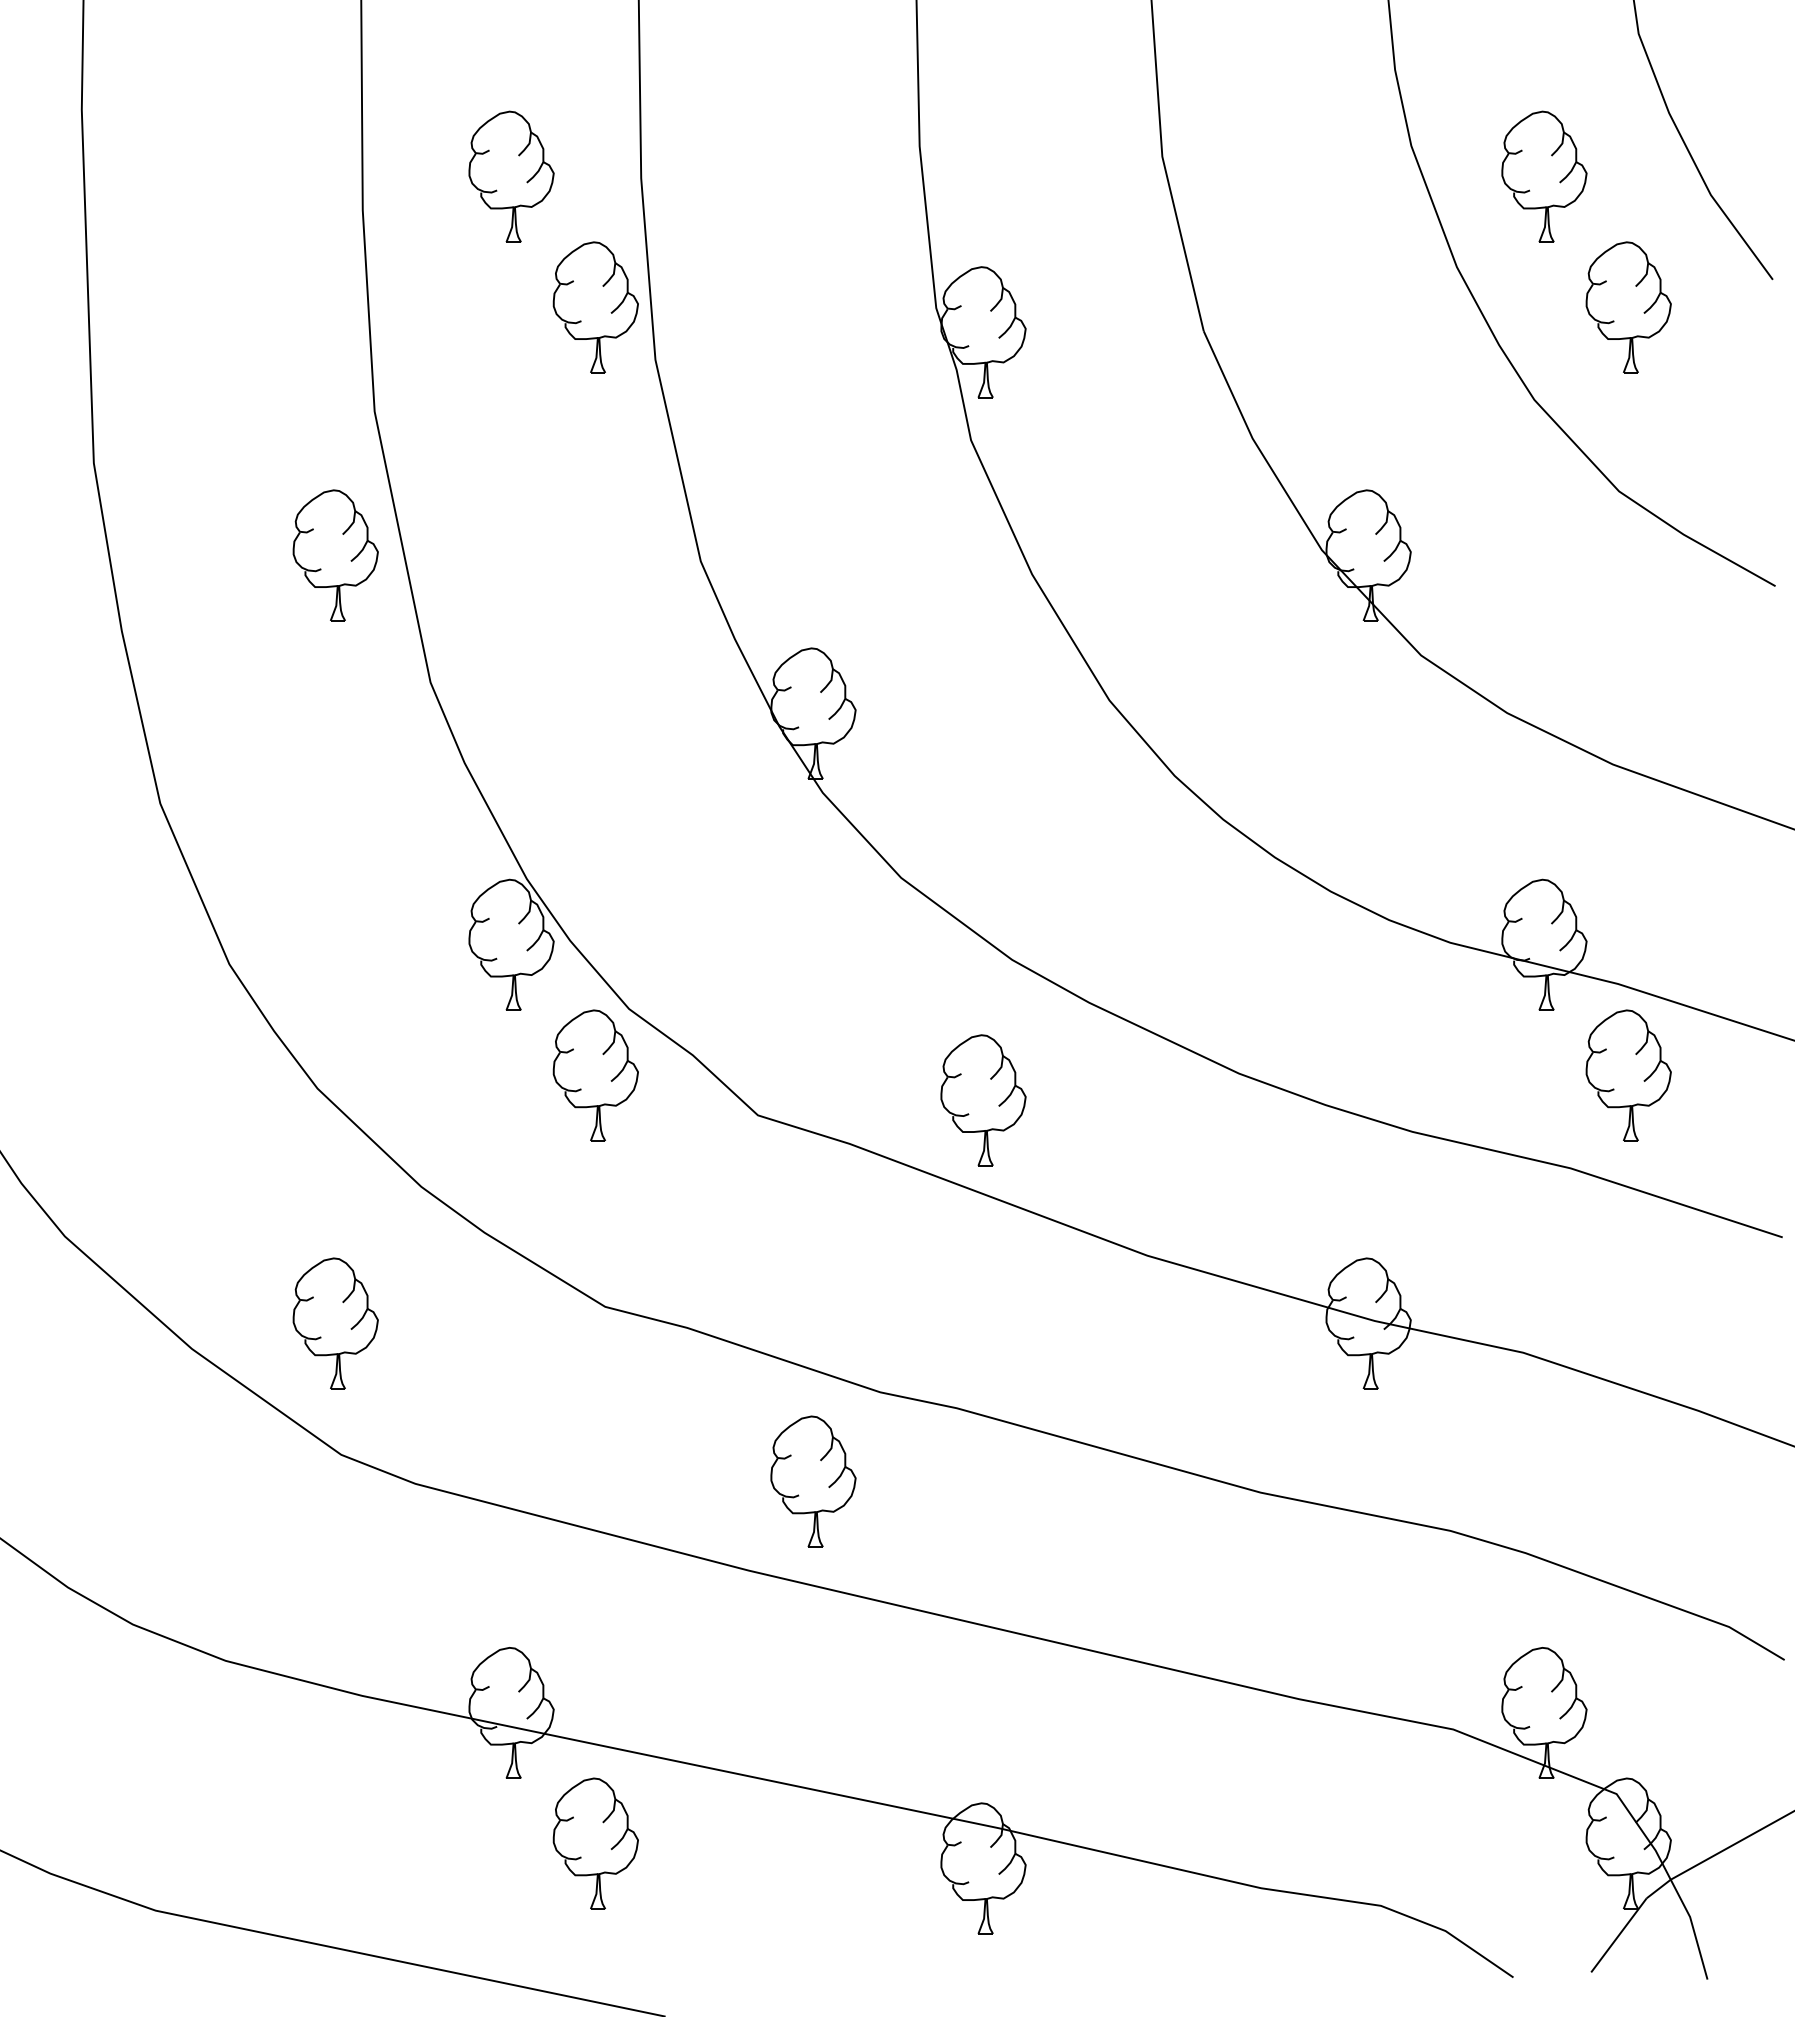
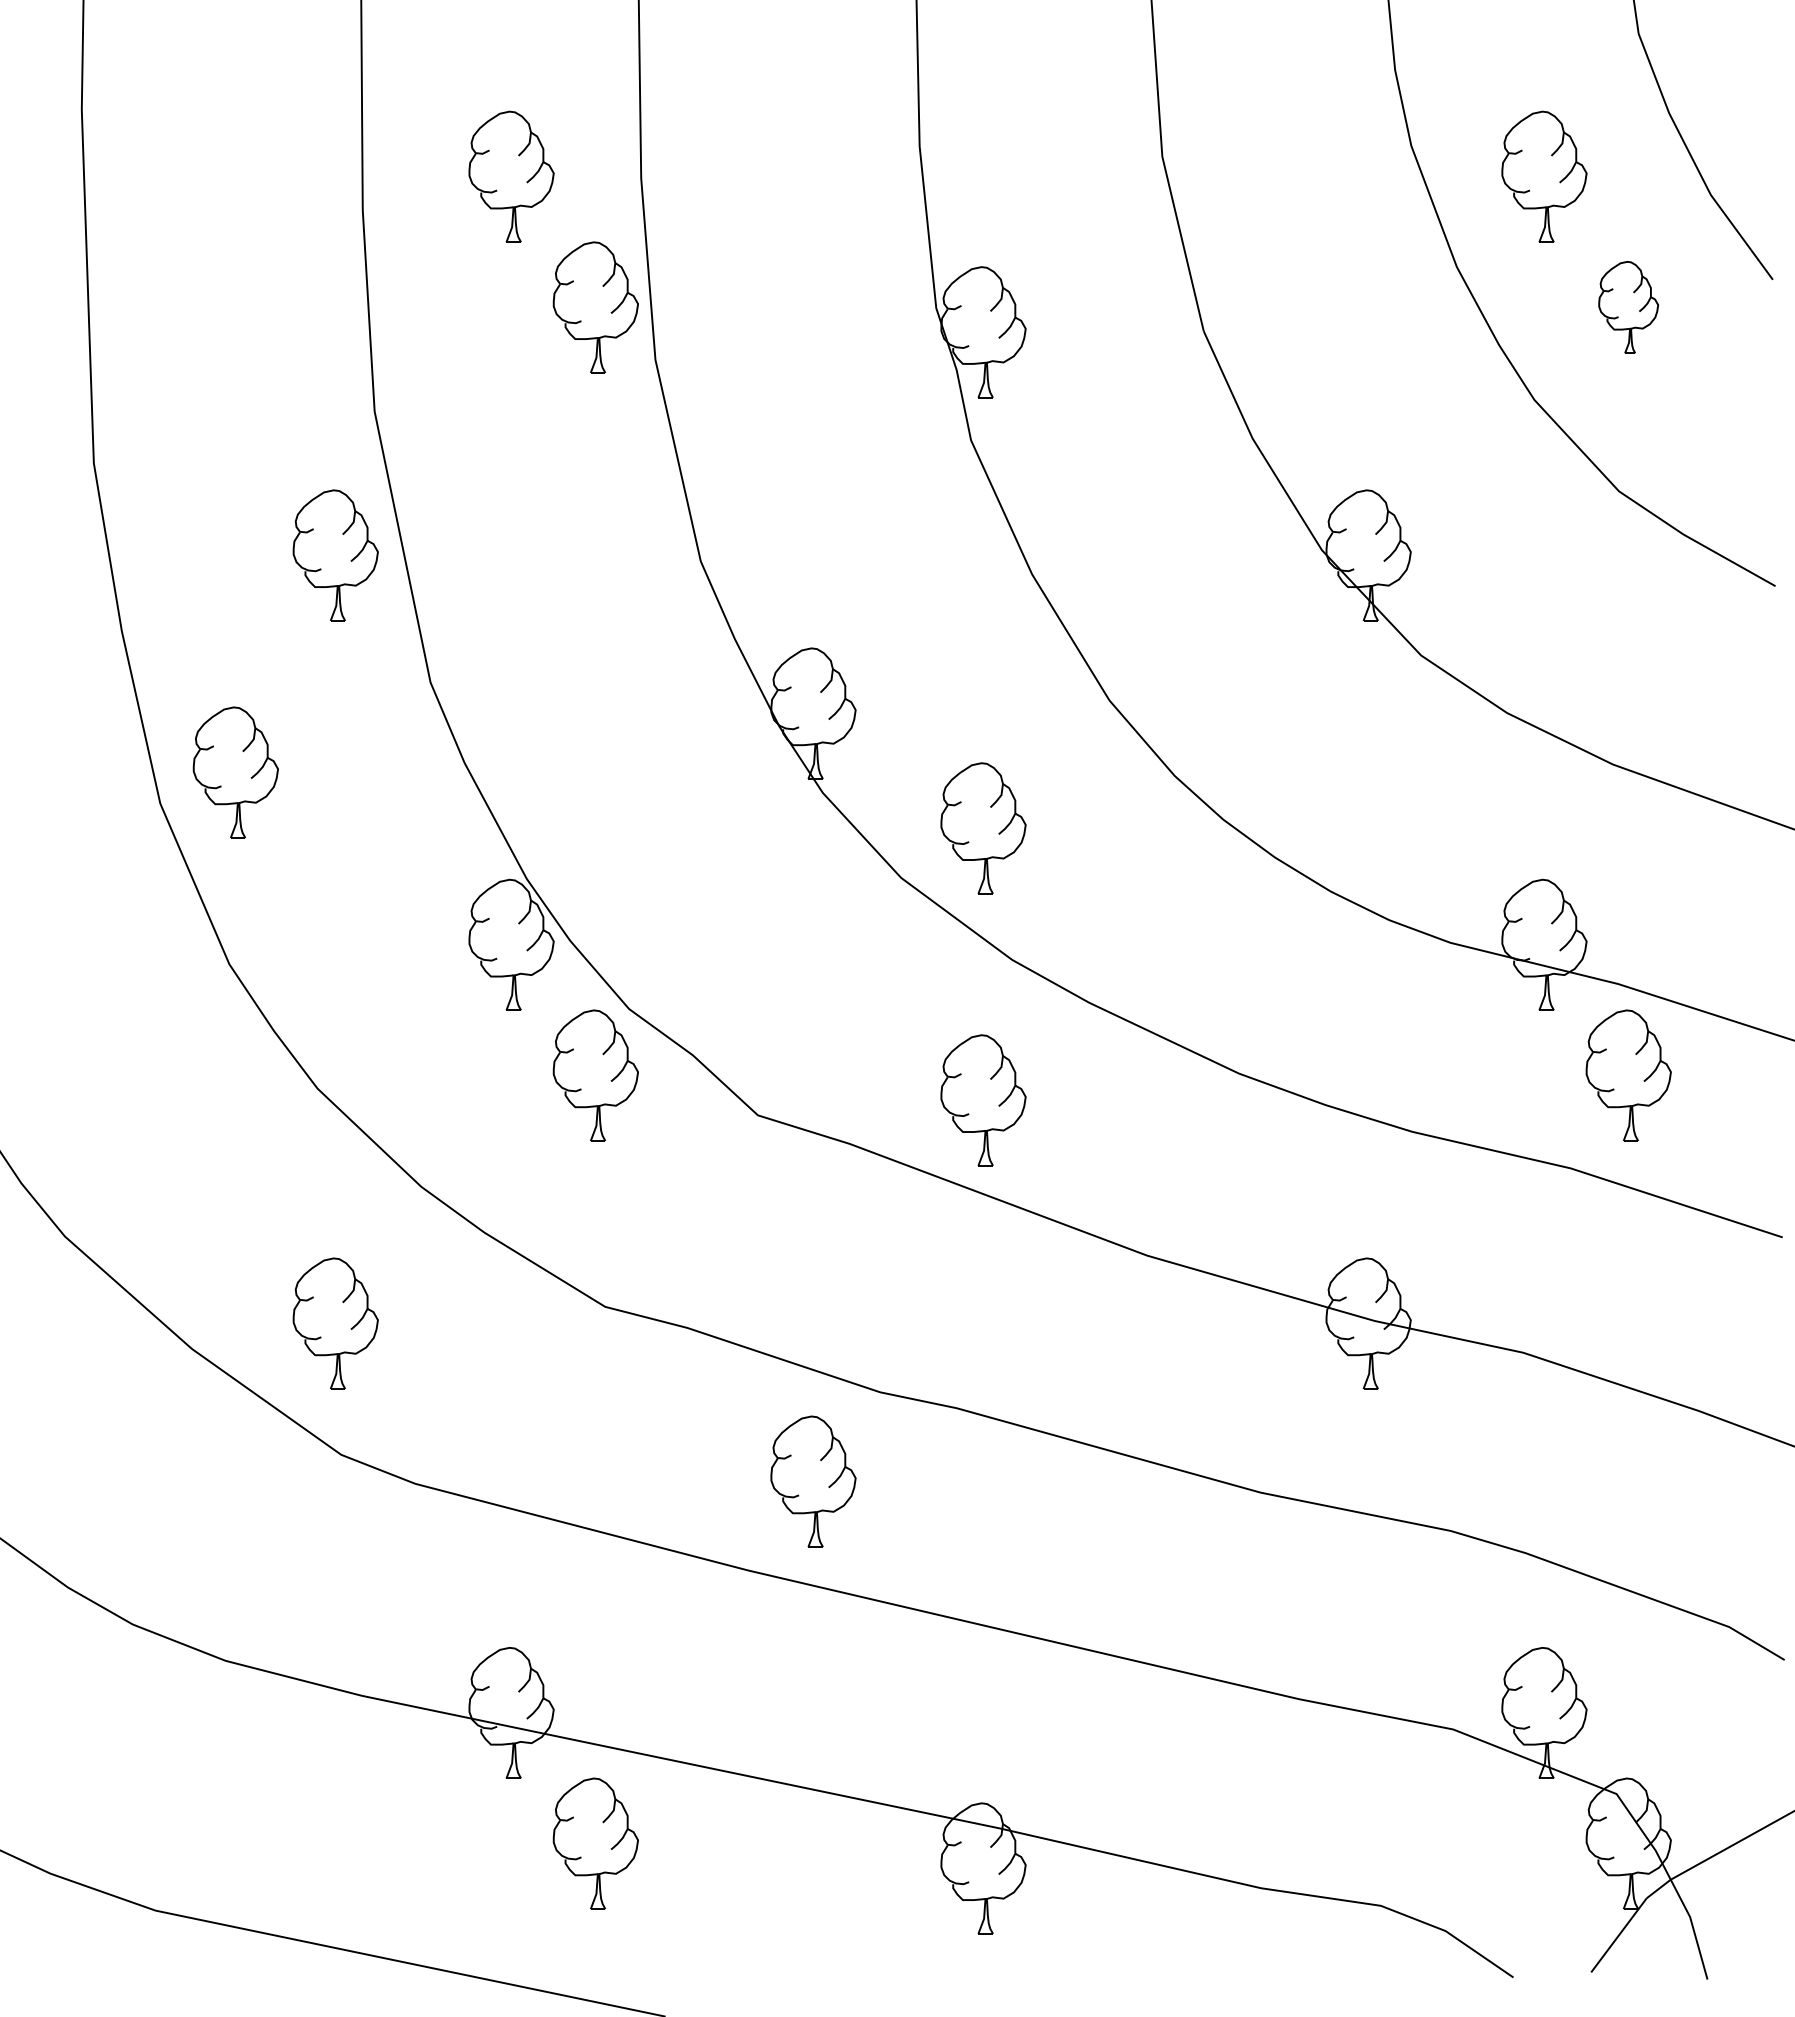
part size: 87x133 px -> 62x93 px (1628, 307)
part: none -> present (235, 772)
part: none -> present (983, 828)
